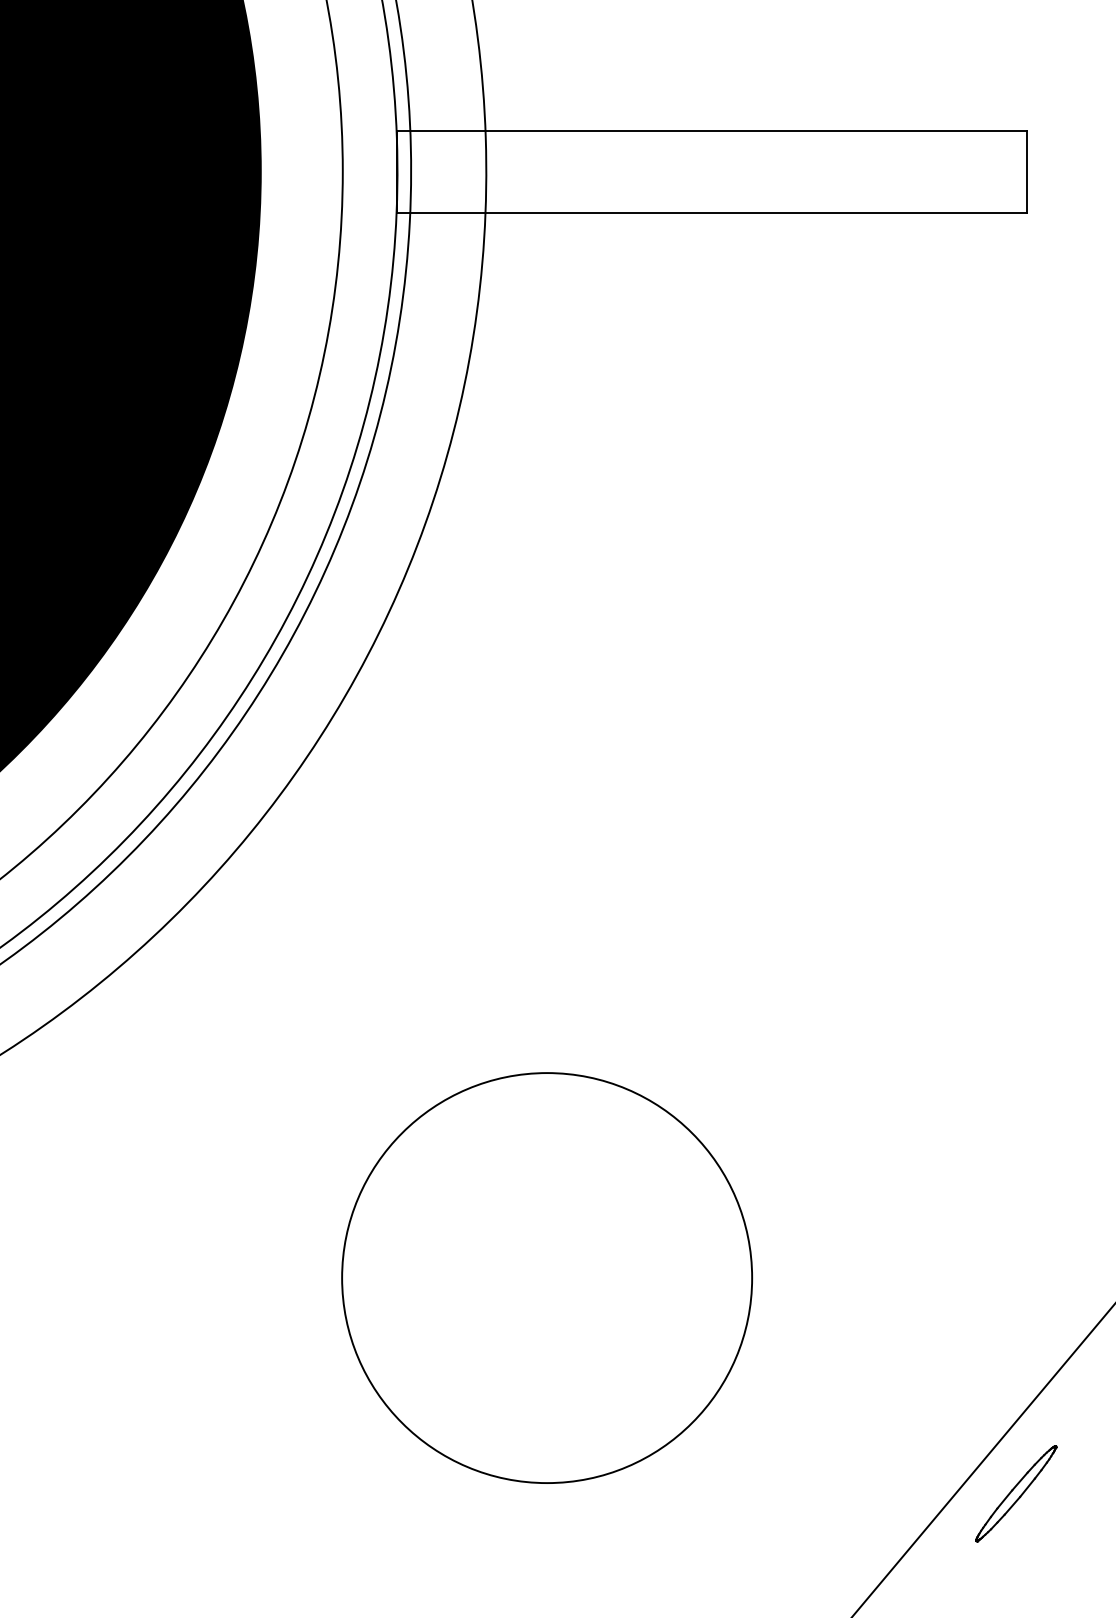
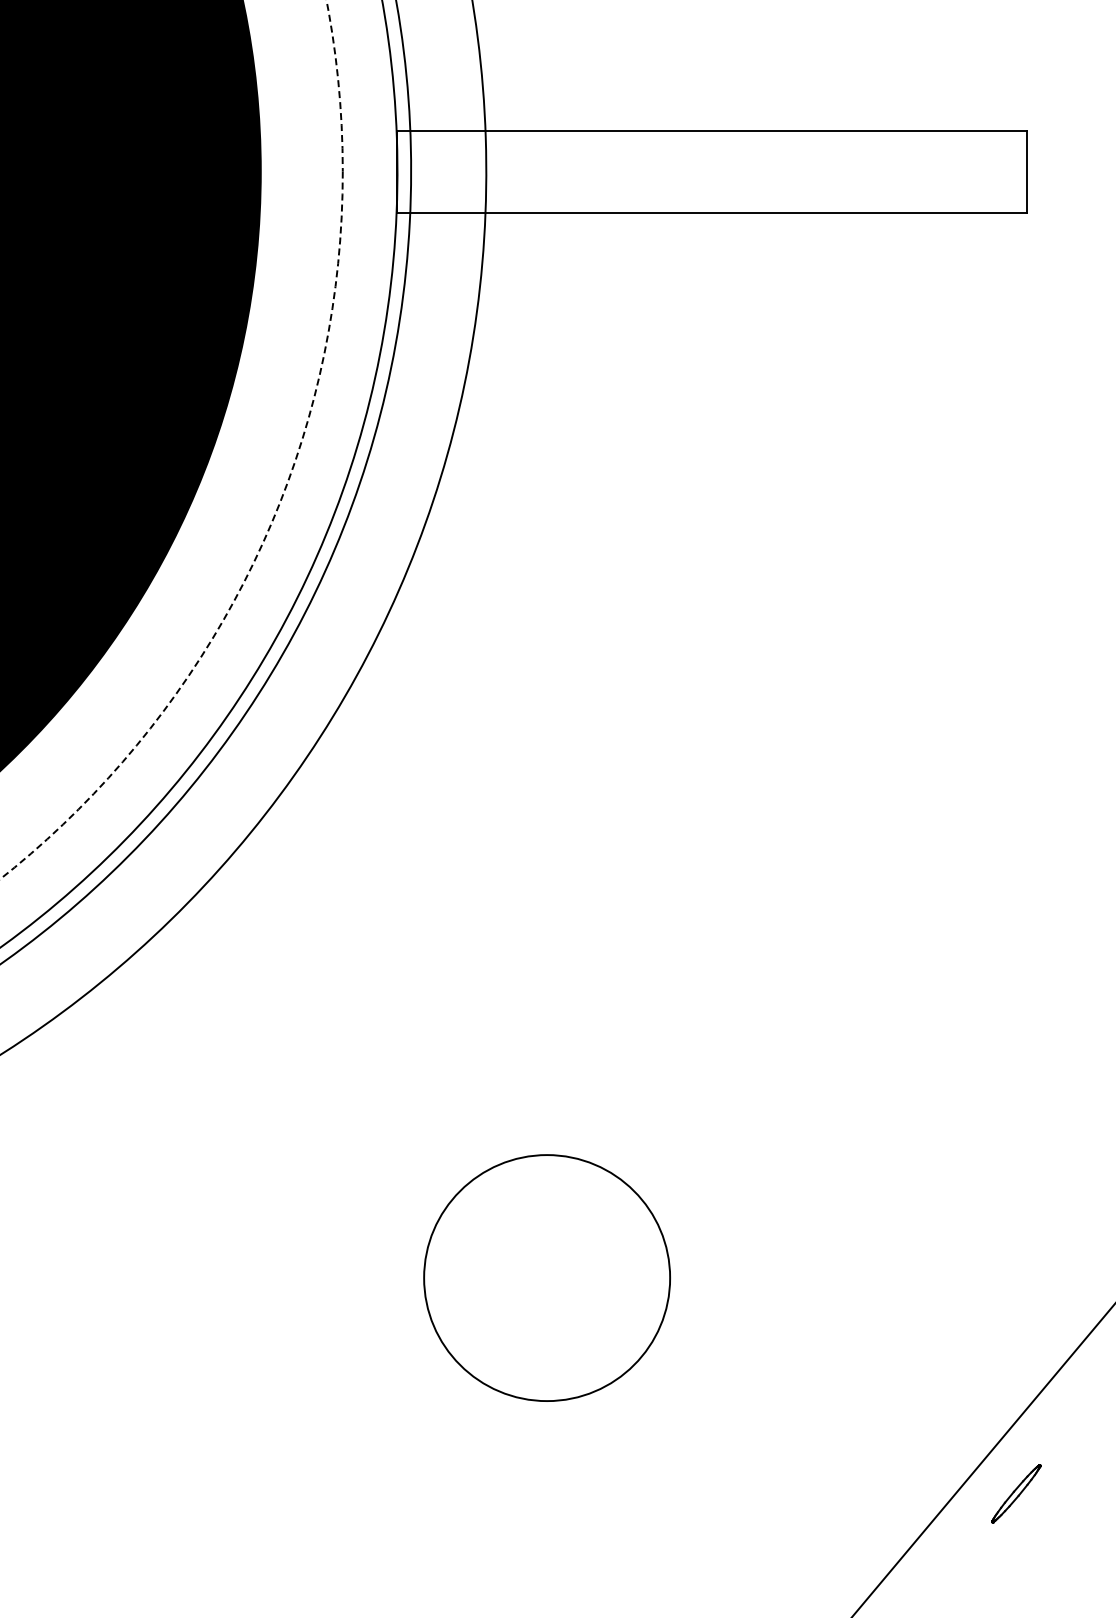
circle: solid -> dashed (171, 439)
circle diameter: 410 px -> 246 px (547, 1278)
part size: 83x98 px -> 51x60 px (1016, 1493)
